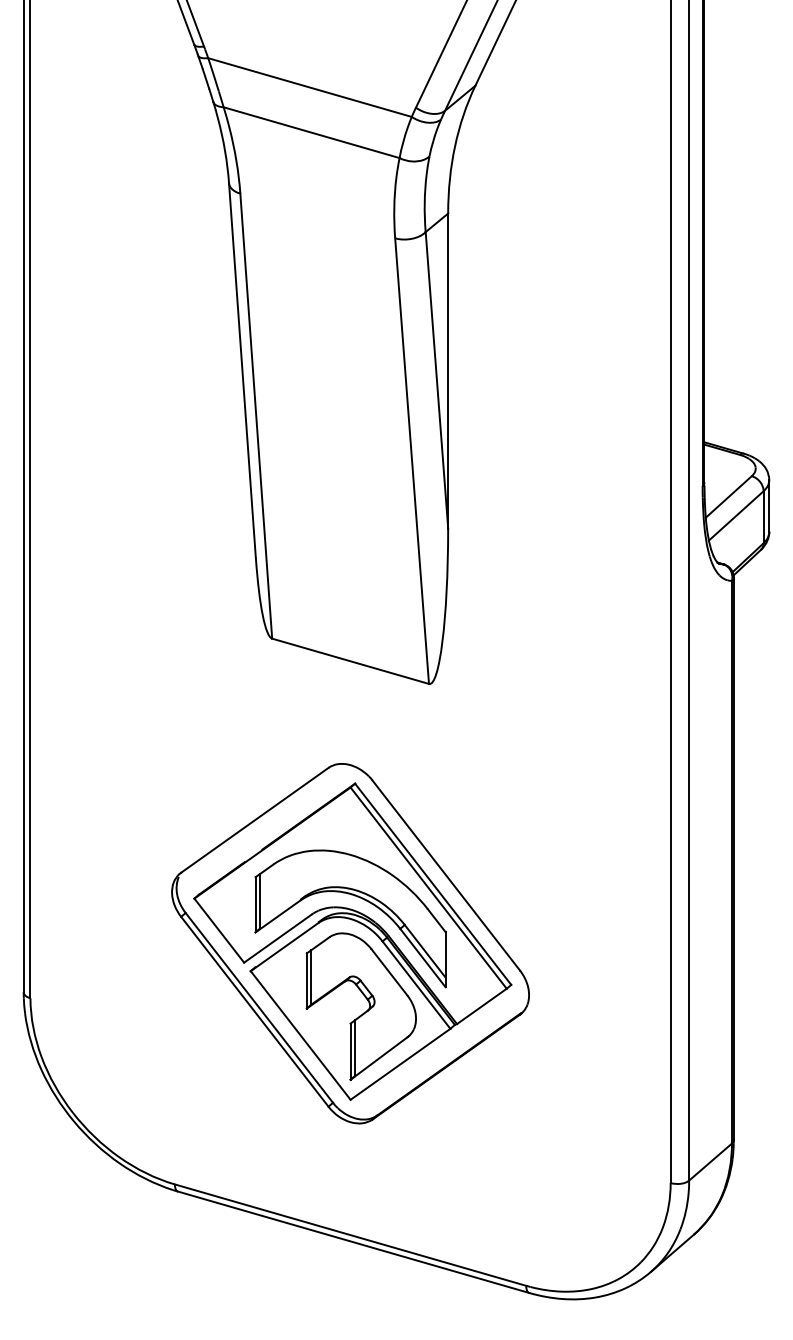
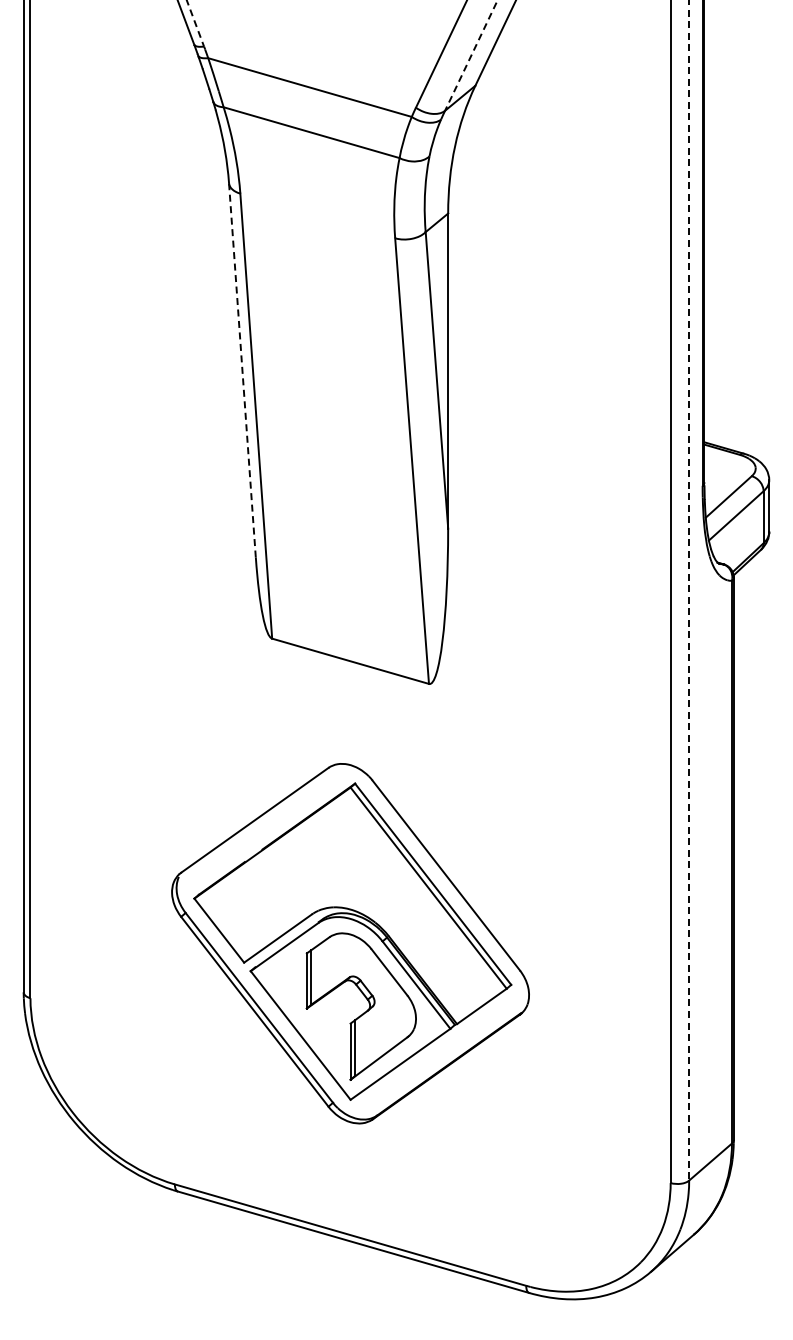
line: solid -> dashed (195, 24)
line: solid -> dashed (471, 55)
line: solid -> dashed (242, 370)
line: solid -> dashed (689, 590)
part: present -> none (359, 898)
